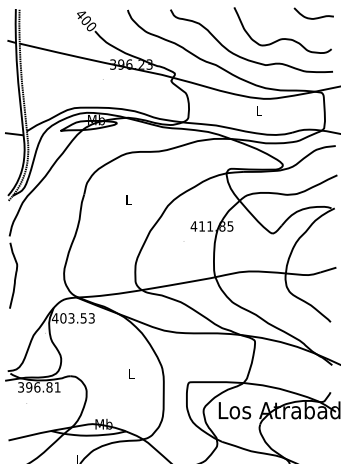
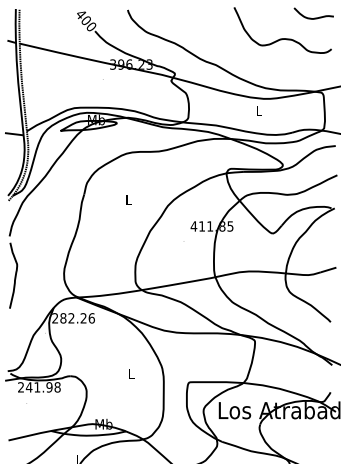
curve: present -> none (244, 57)
text: 403.53 -> 282.26 (72, 318)
text: 396.81 -> 241.98 (39, 387)
